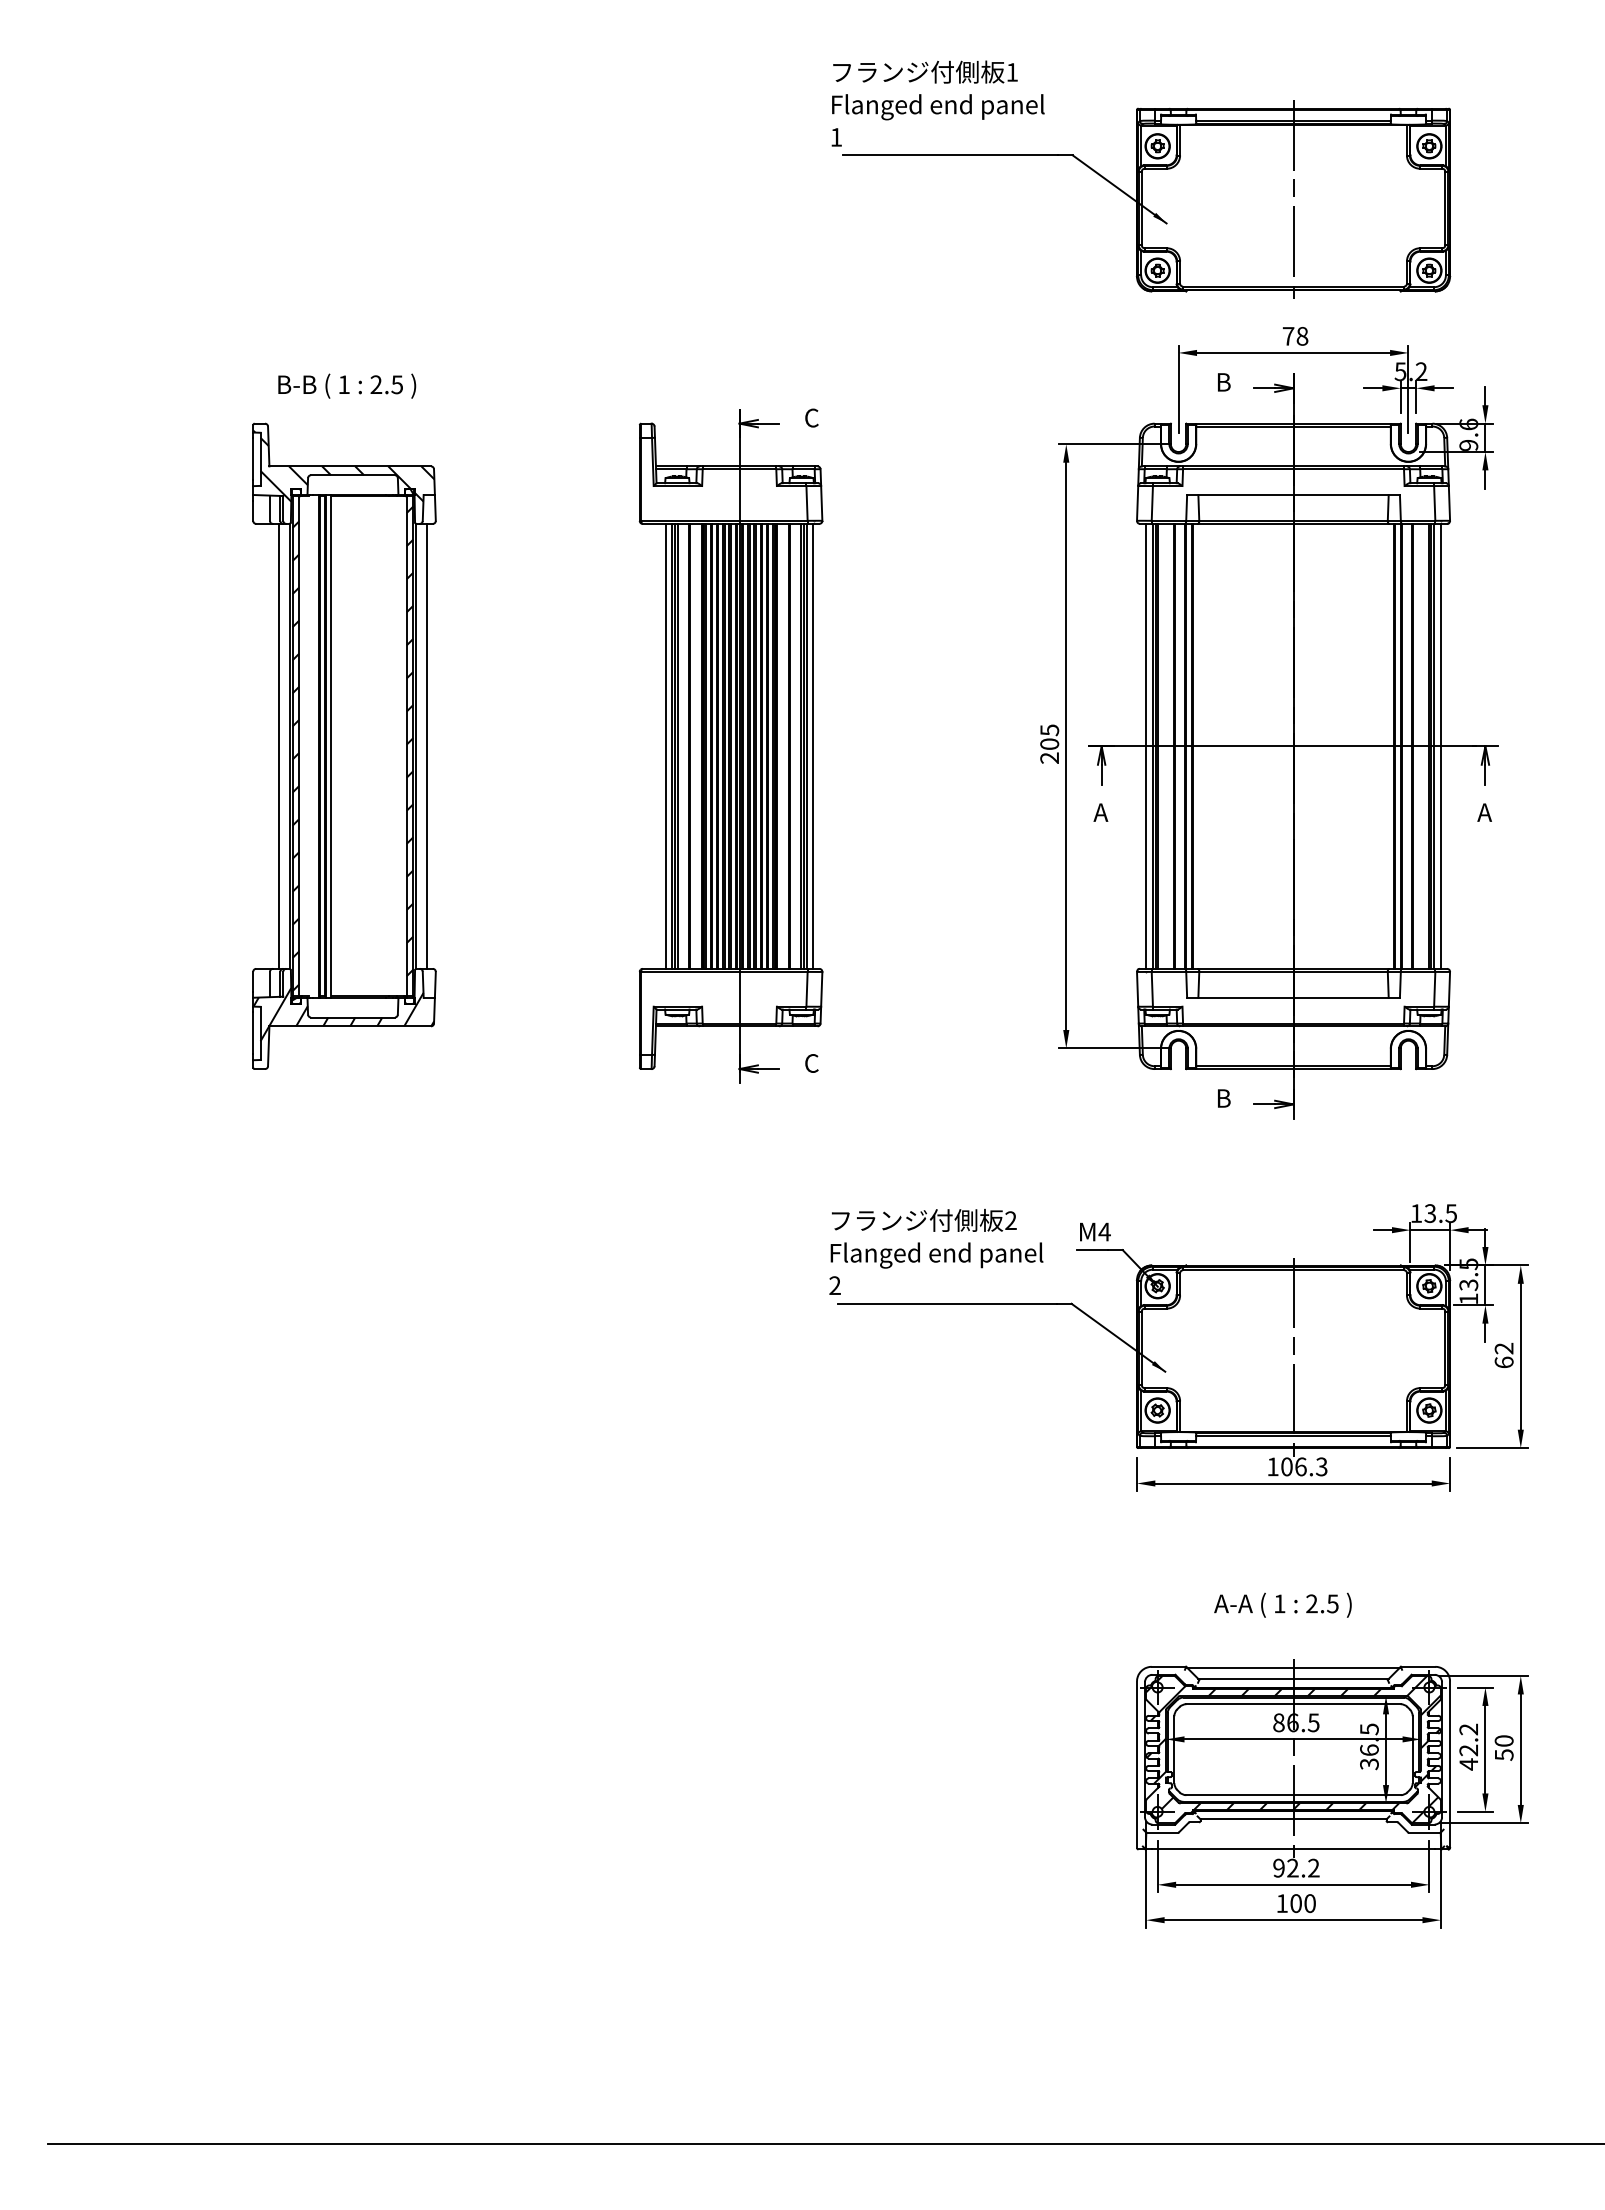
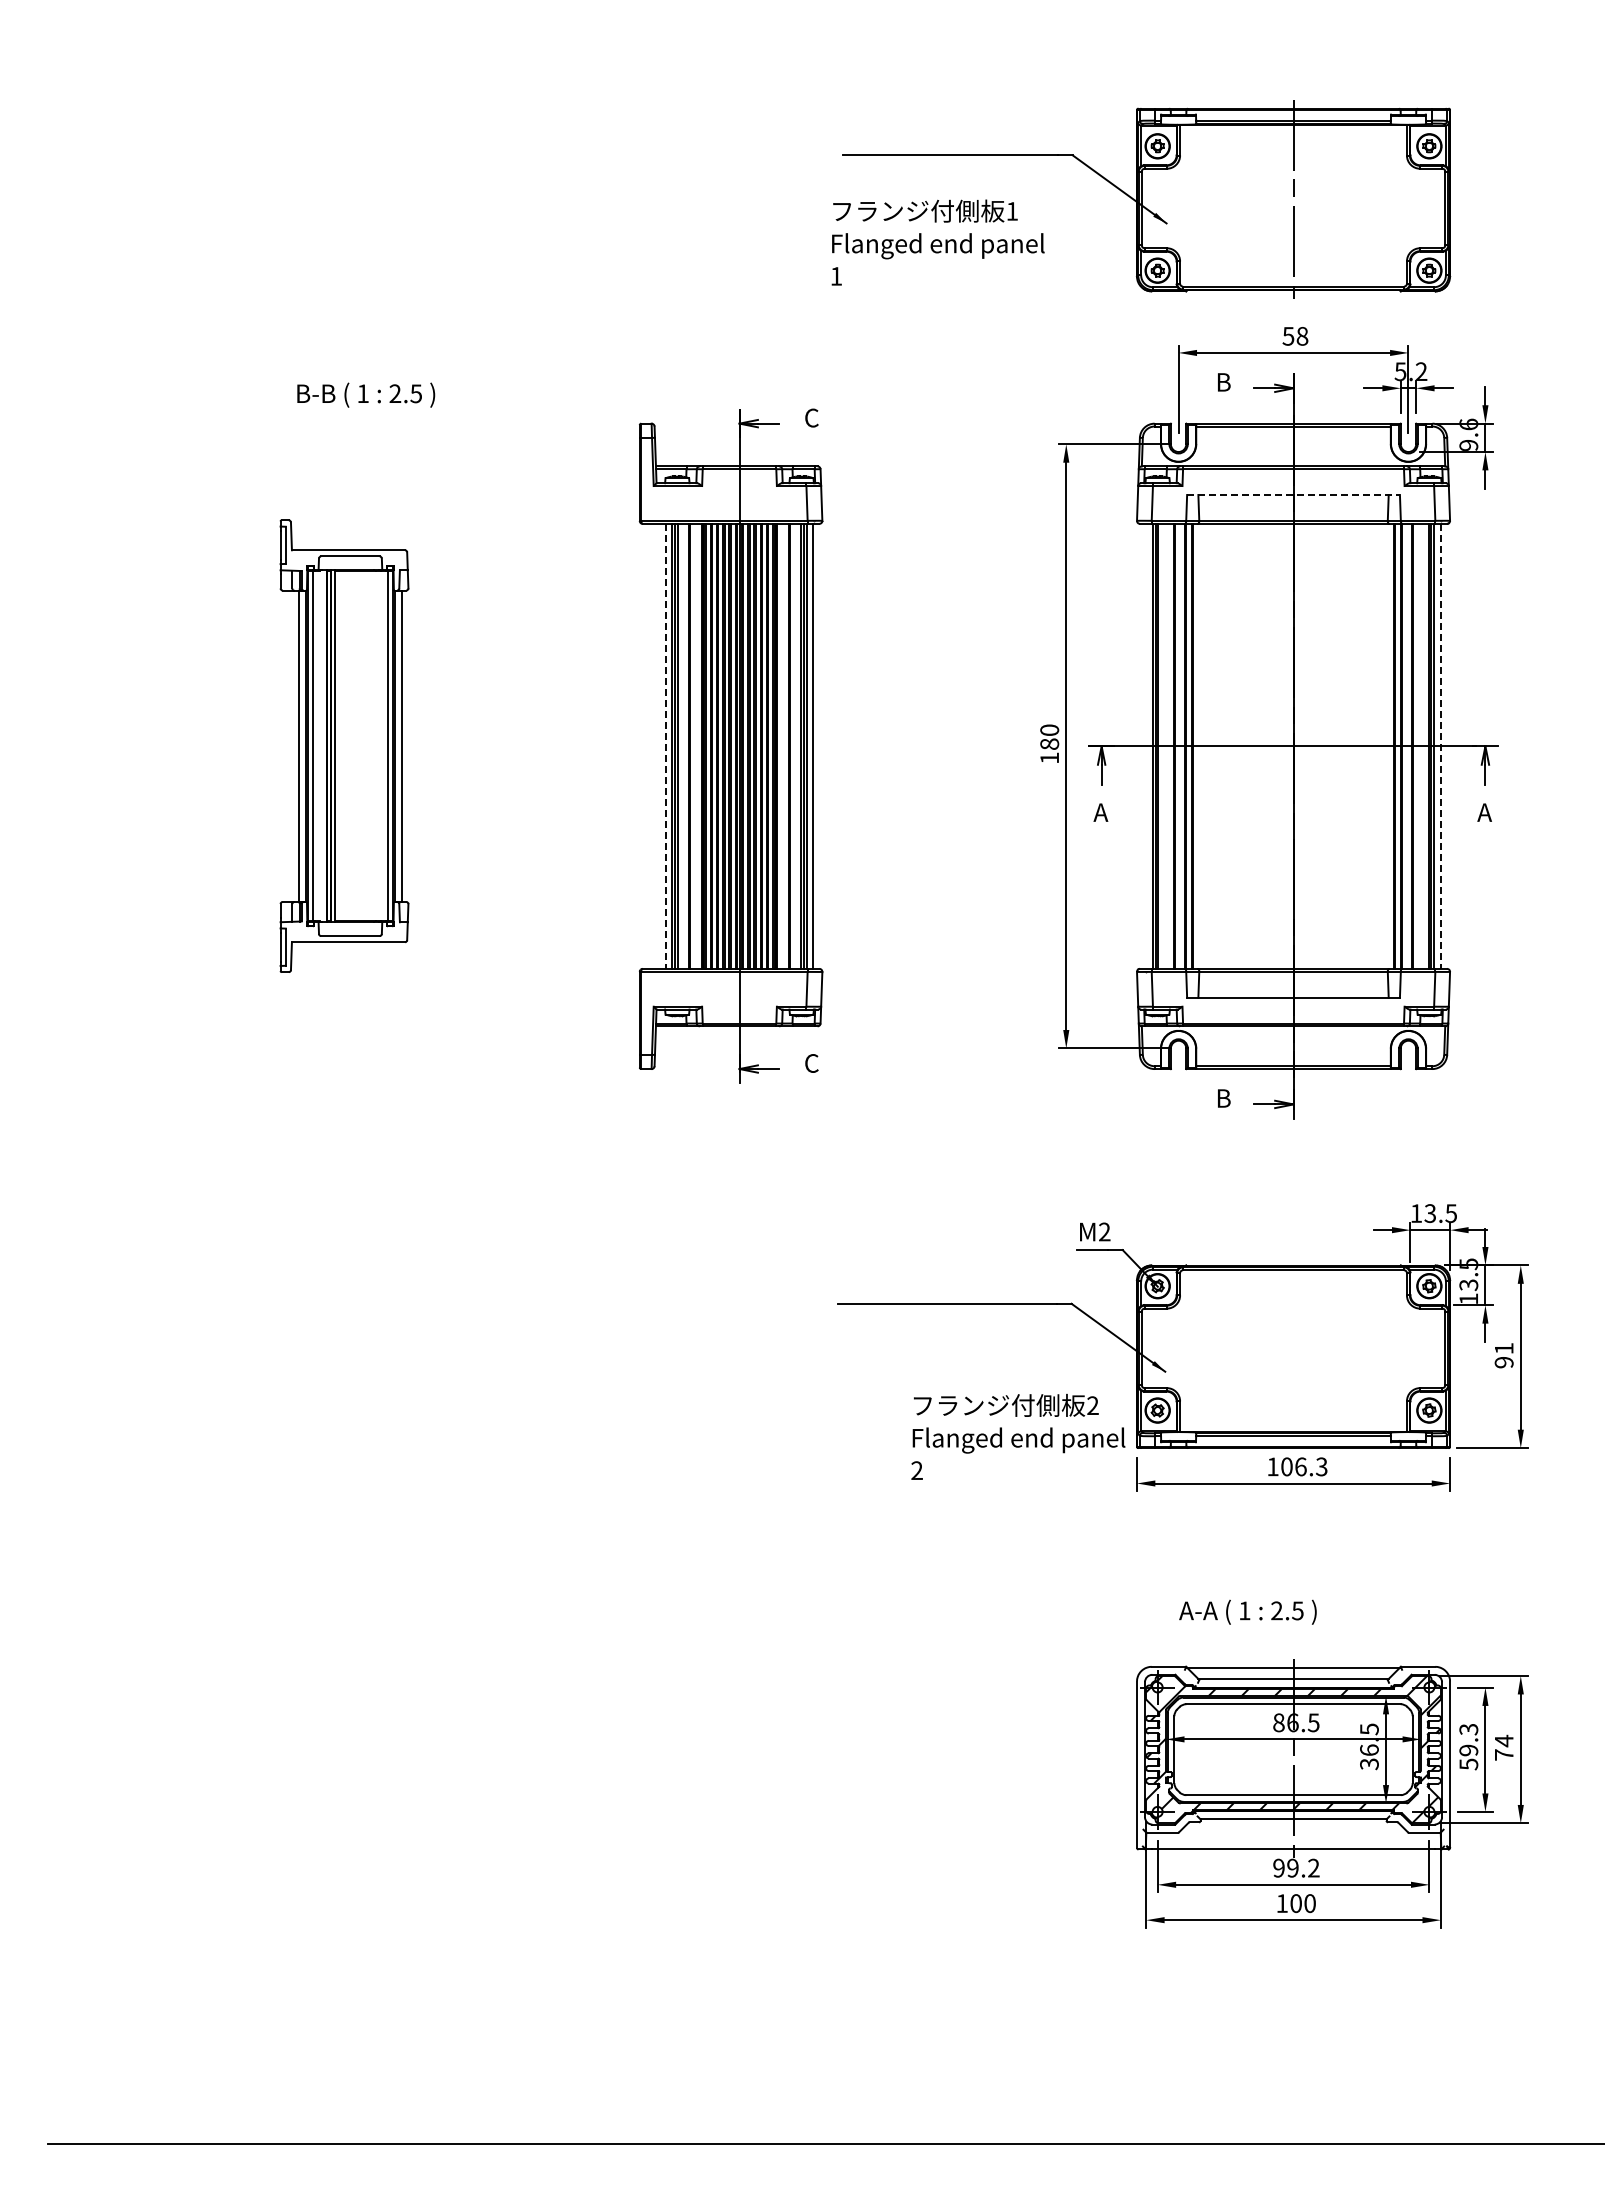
text position: (937, 103) -> (937, 242) (937, 242)
text: 78 -> 58 (1288, 336)
text position: (347, 385) -> (366, 394) (366, 394)
line: solid -> dashed (1294, 495)
text: 205 -> 180 (1049, 743)
part size: 185x648 px -> 131x454 px (344, 745)
line: present -> none (1146, 745)
line: solid -> dashed (665, 746)
line: solid -> dashed (1440, 746)
text: M4 -> M2 (1104, 1231)
text position: (936, 1251) -> (1018, 1436) (1018, 1436)
text: 62 -> 91 (1503, 1355)
line: present -> none (1293, 1356)
text position: (1282, 1604) -> (1247, 1611) (1247, 1611)
text: 42.2 -> 59.3 (1468, 1746)
text: 50 -> 74 (1503, 1747)
text: 92.2 -> 99.2 (1292, 1868)
